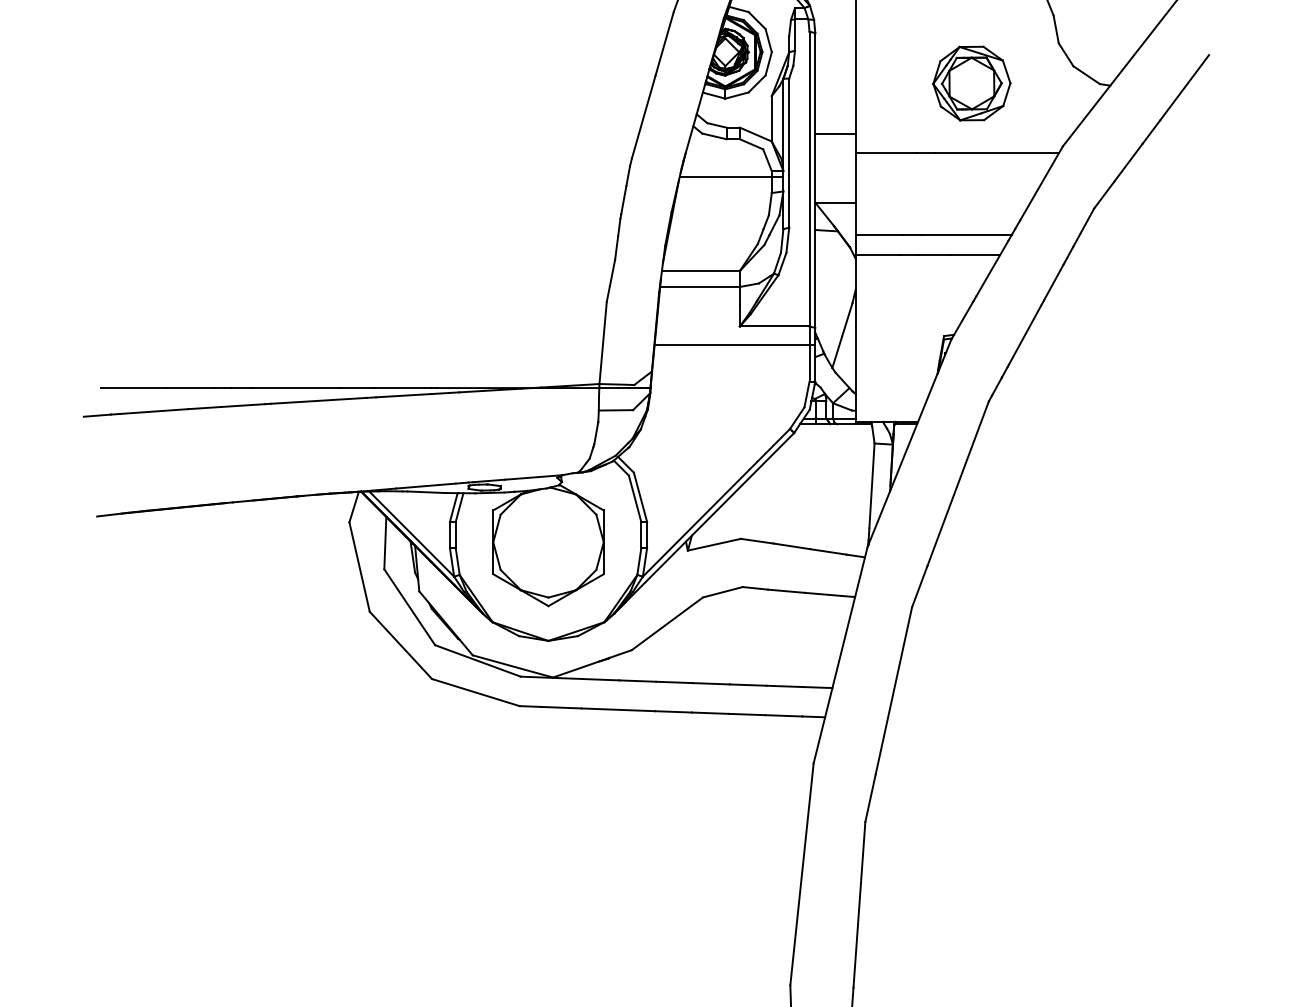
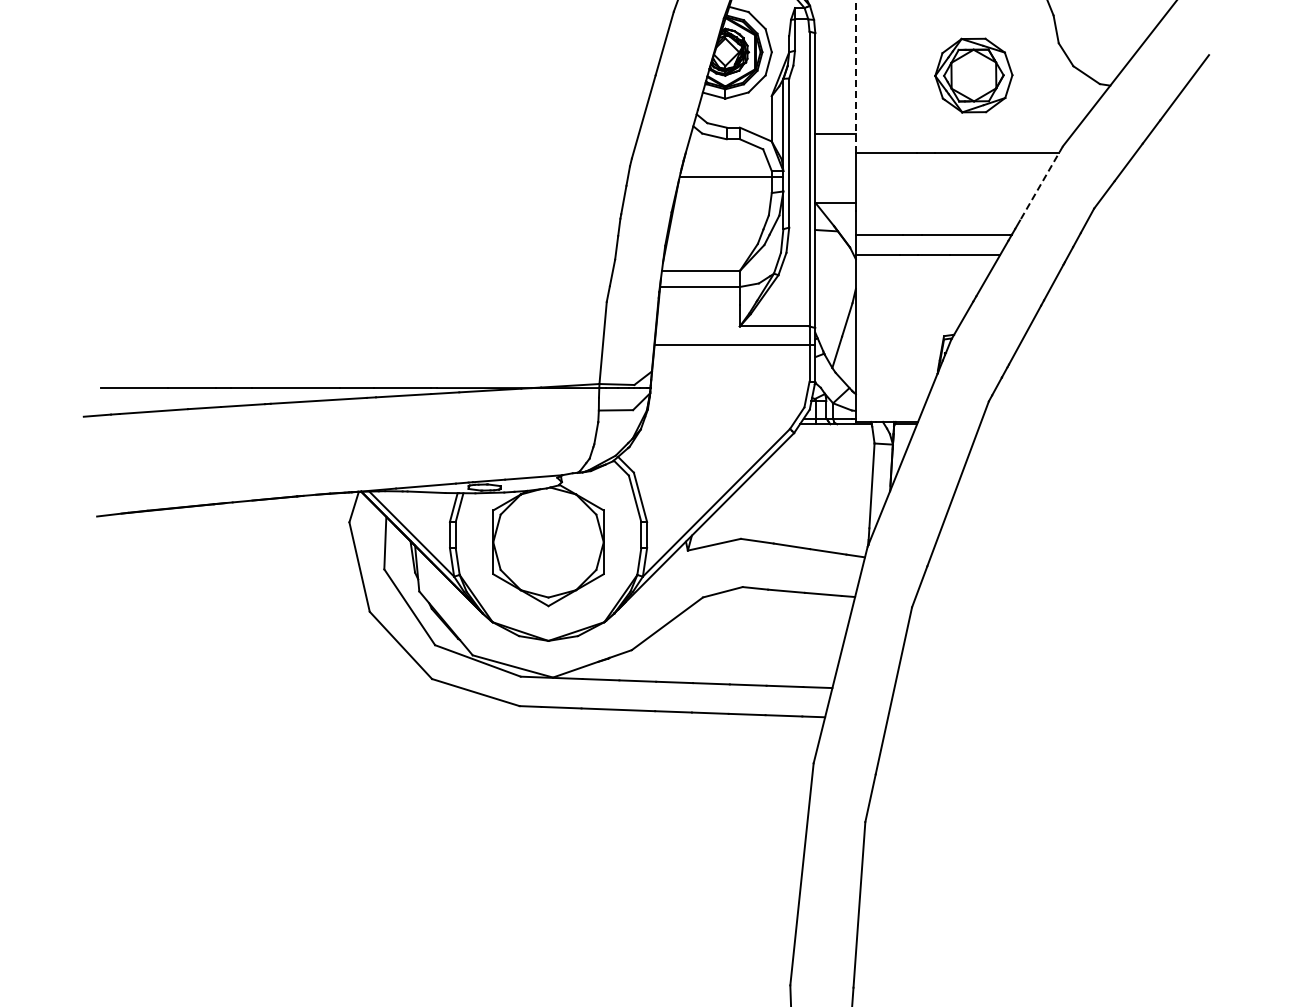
line: solid -> dashed (855, 76)
part position: (971, 83) -> (973, 75) (973, 75)
line: solid -> dashed (1041, 183)
